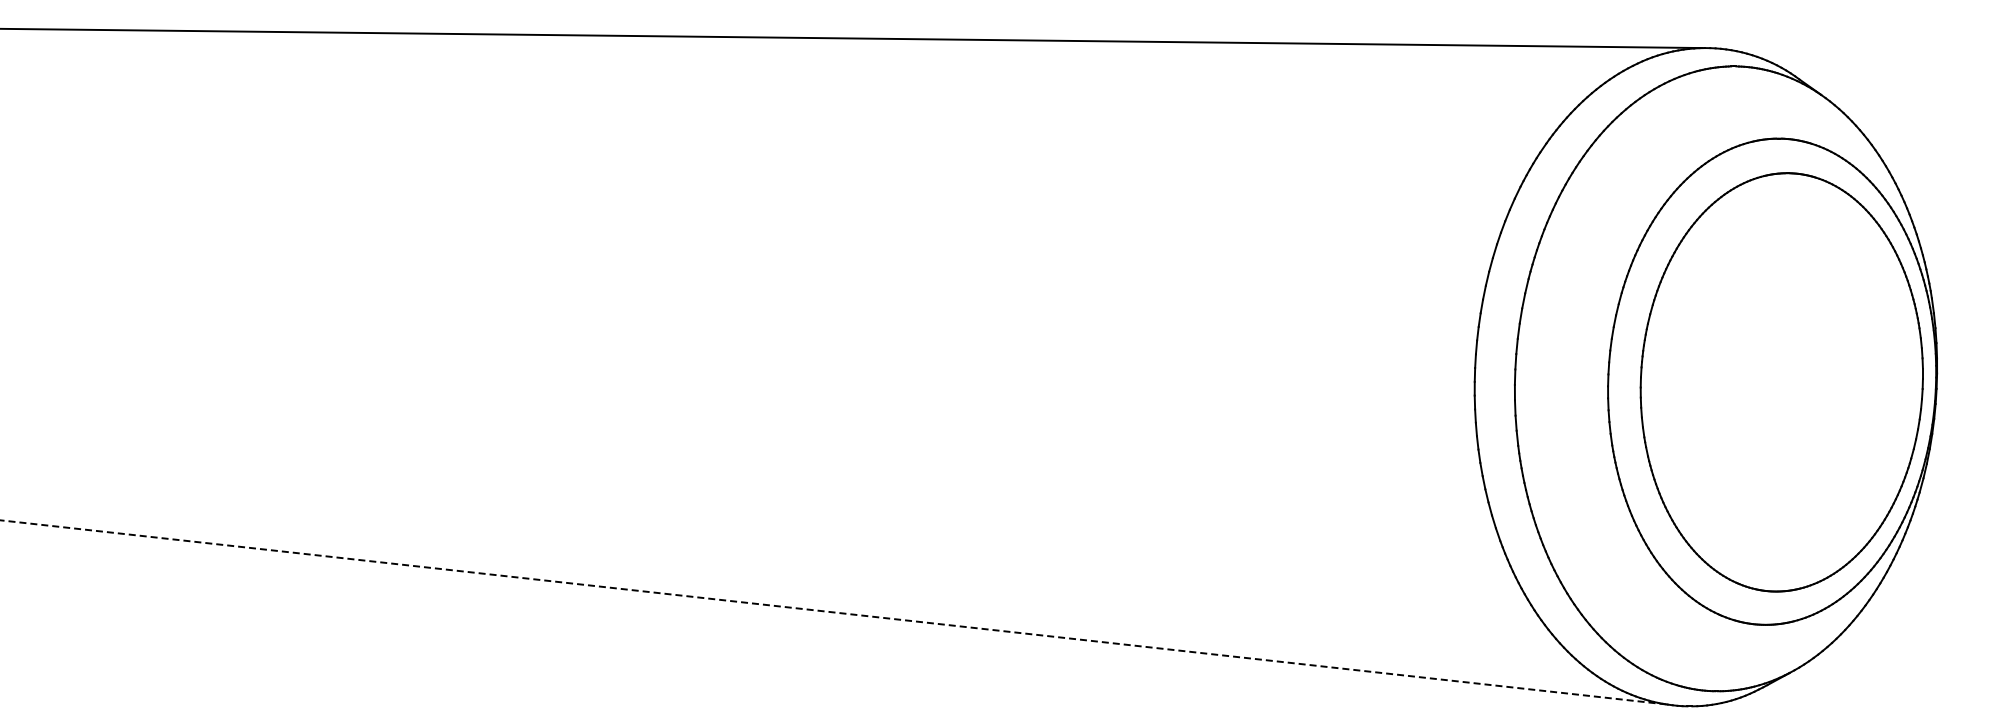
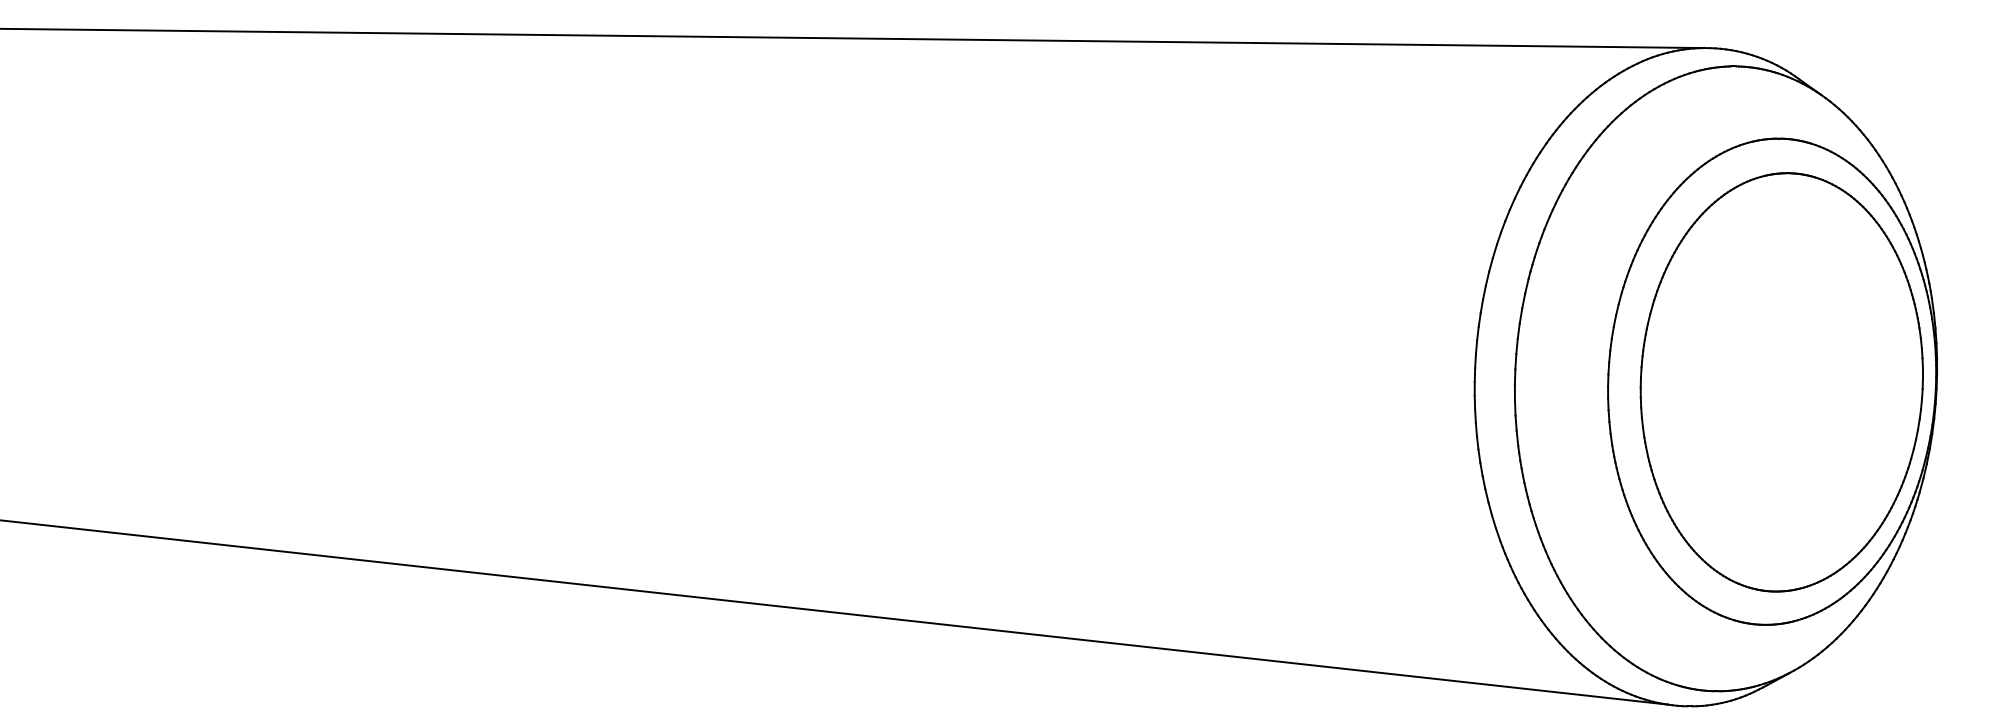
line: dashed -> solid (834, 612)
